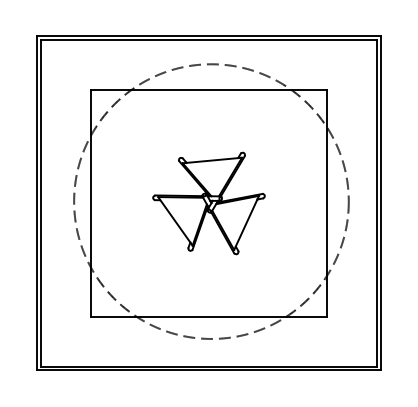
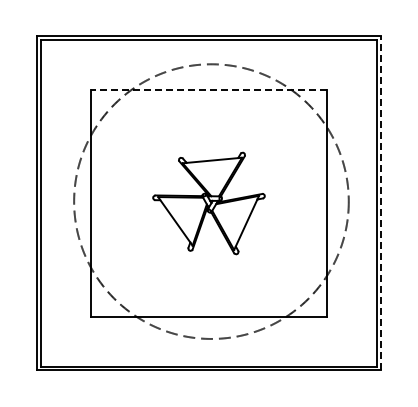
line: solid -> dashed (208, 90)
line: solid -> dashed (381, 203)
